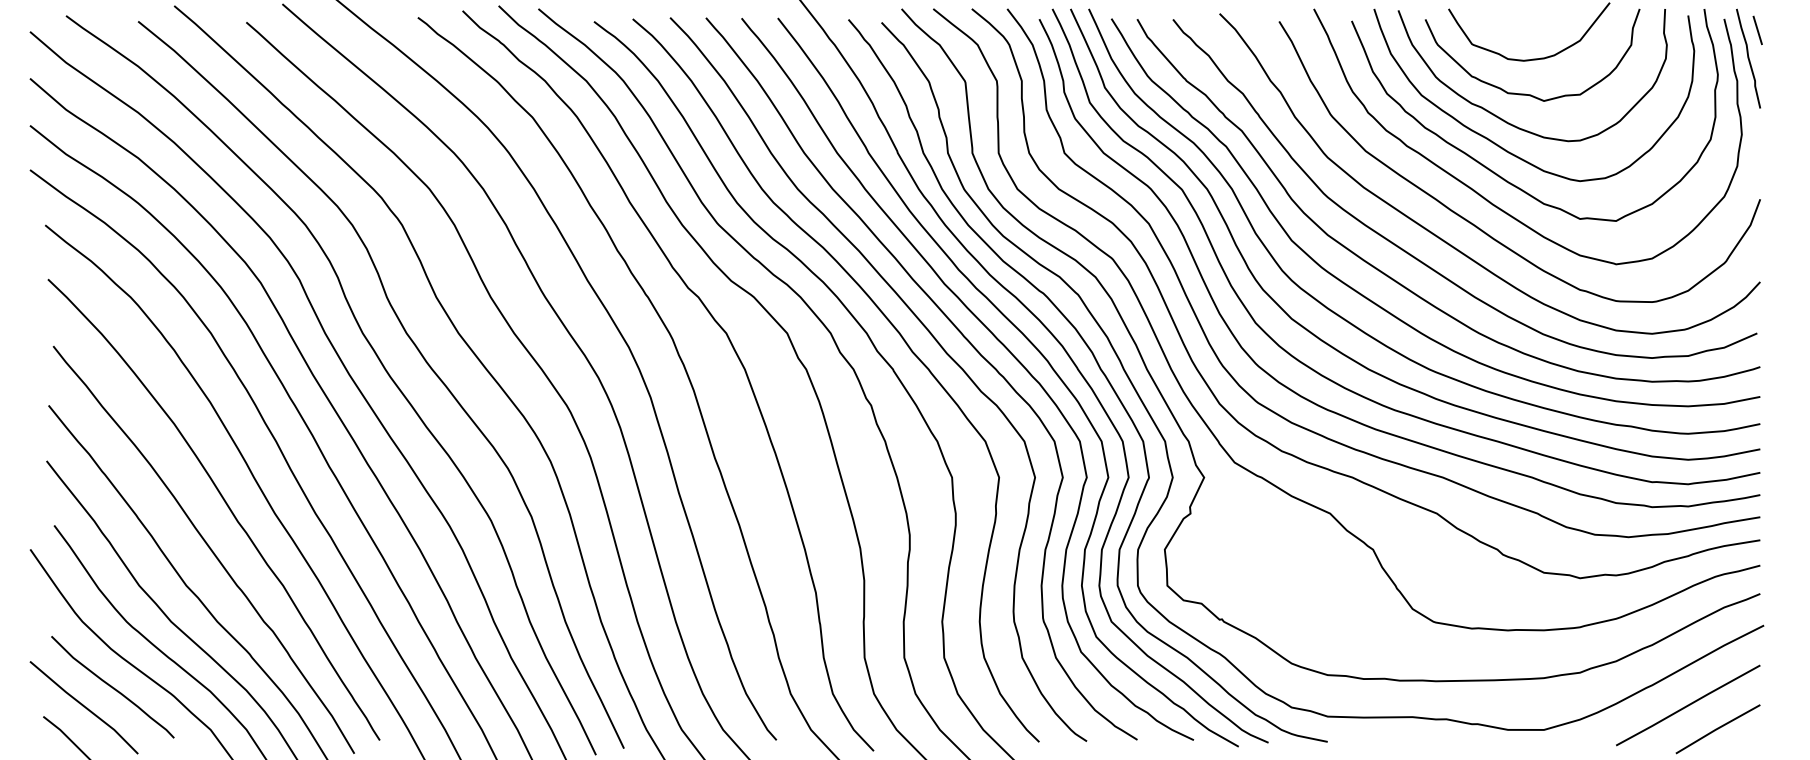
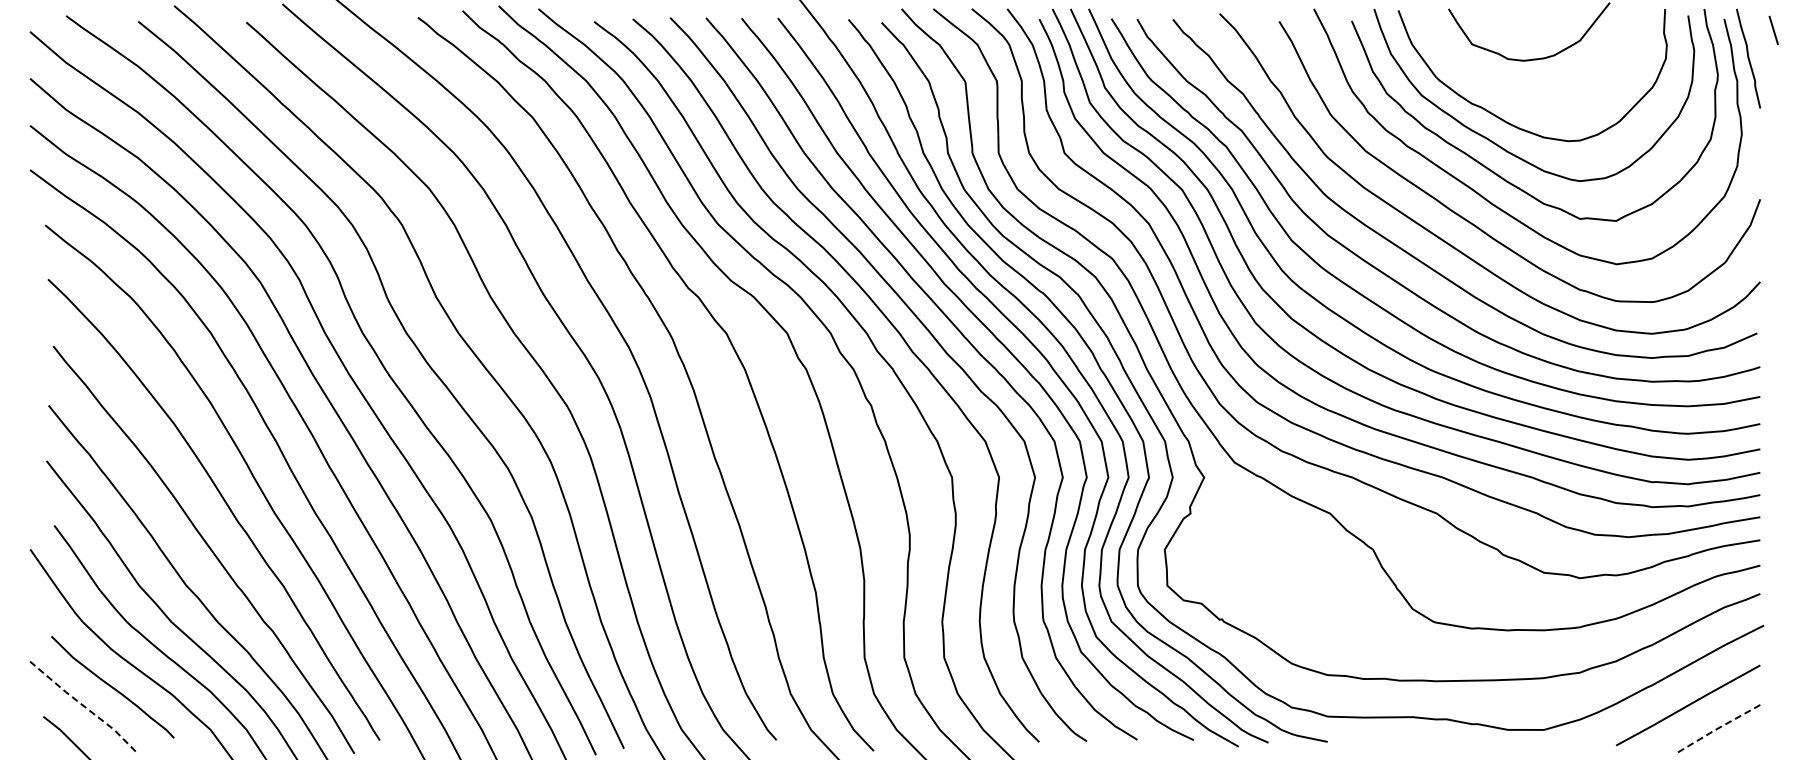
line position: (1757, 30) -> (1773, 30) (1773, 30)
curve: present -> none (1525, 93)
line: solid -> dashed (84, 706)
line: solid -> dashed (1717, 728)
